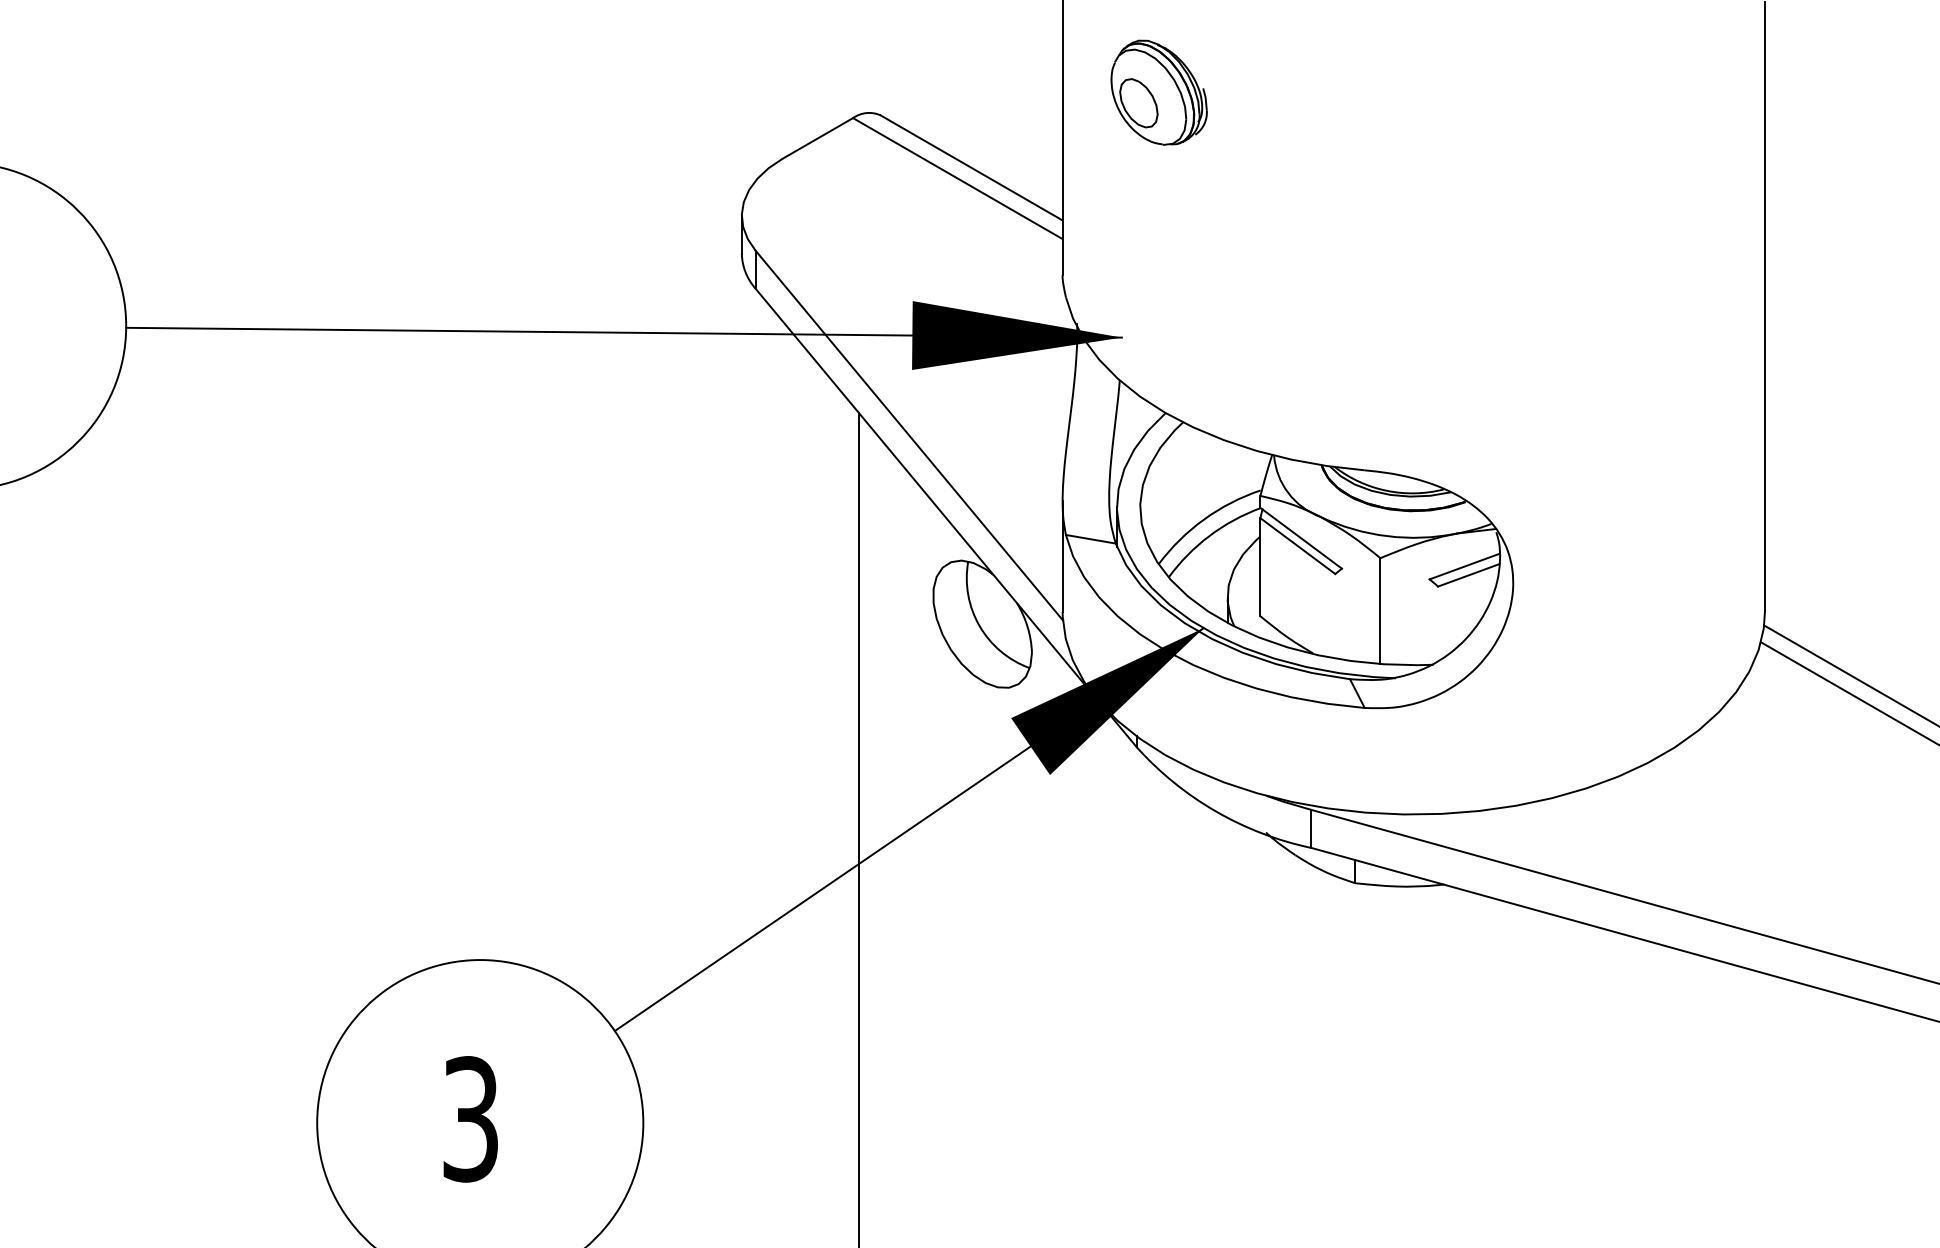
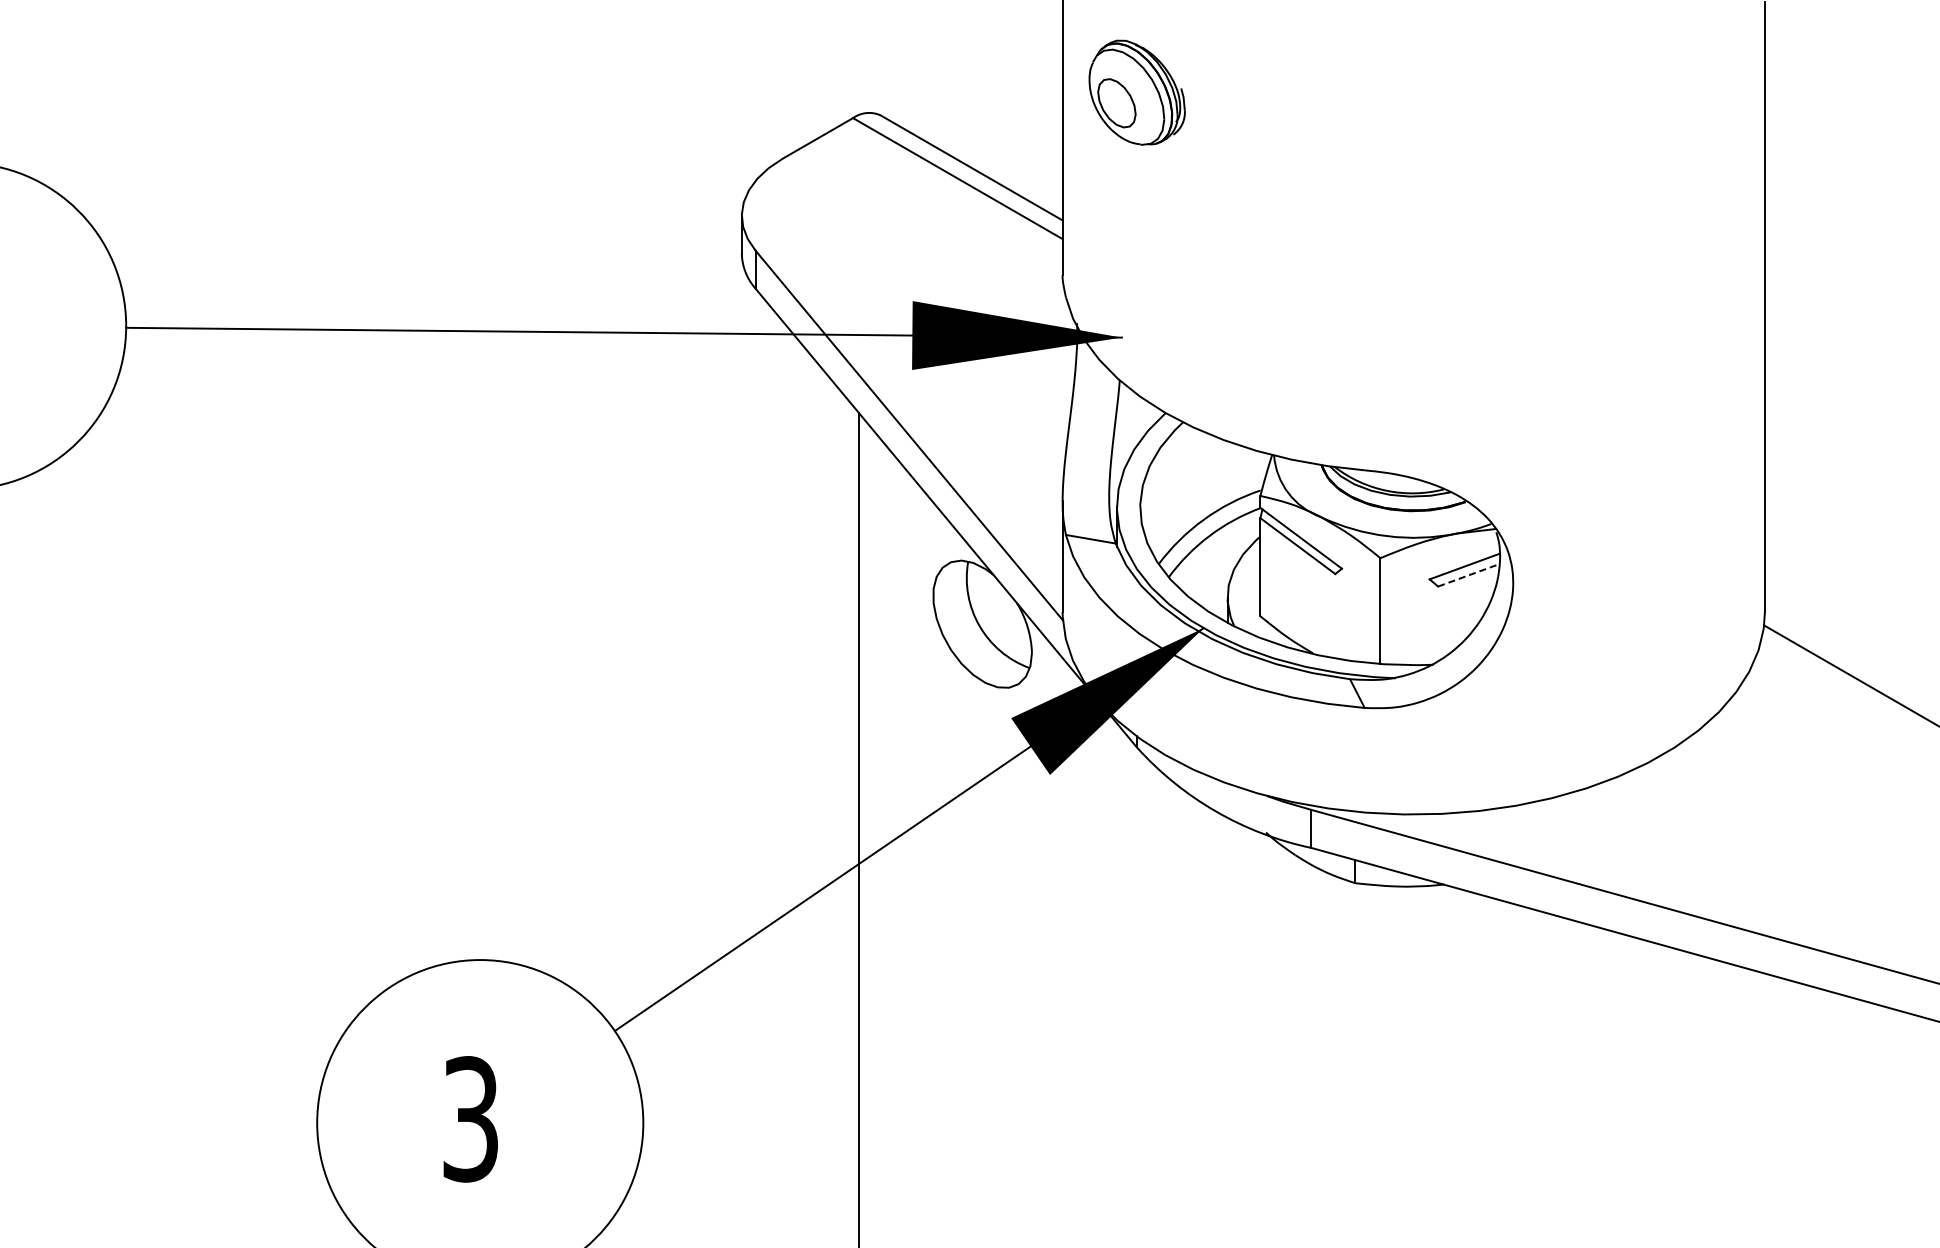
part position: (1158, 92) -> (1136, 92) (1136, 92)
line: solid -> dashed (1468, 575)
line: present -> none (1848, 692)
